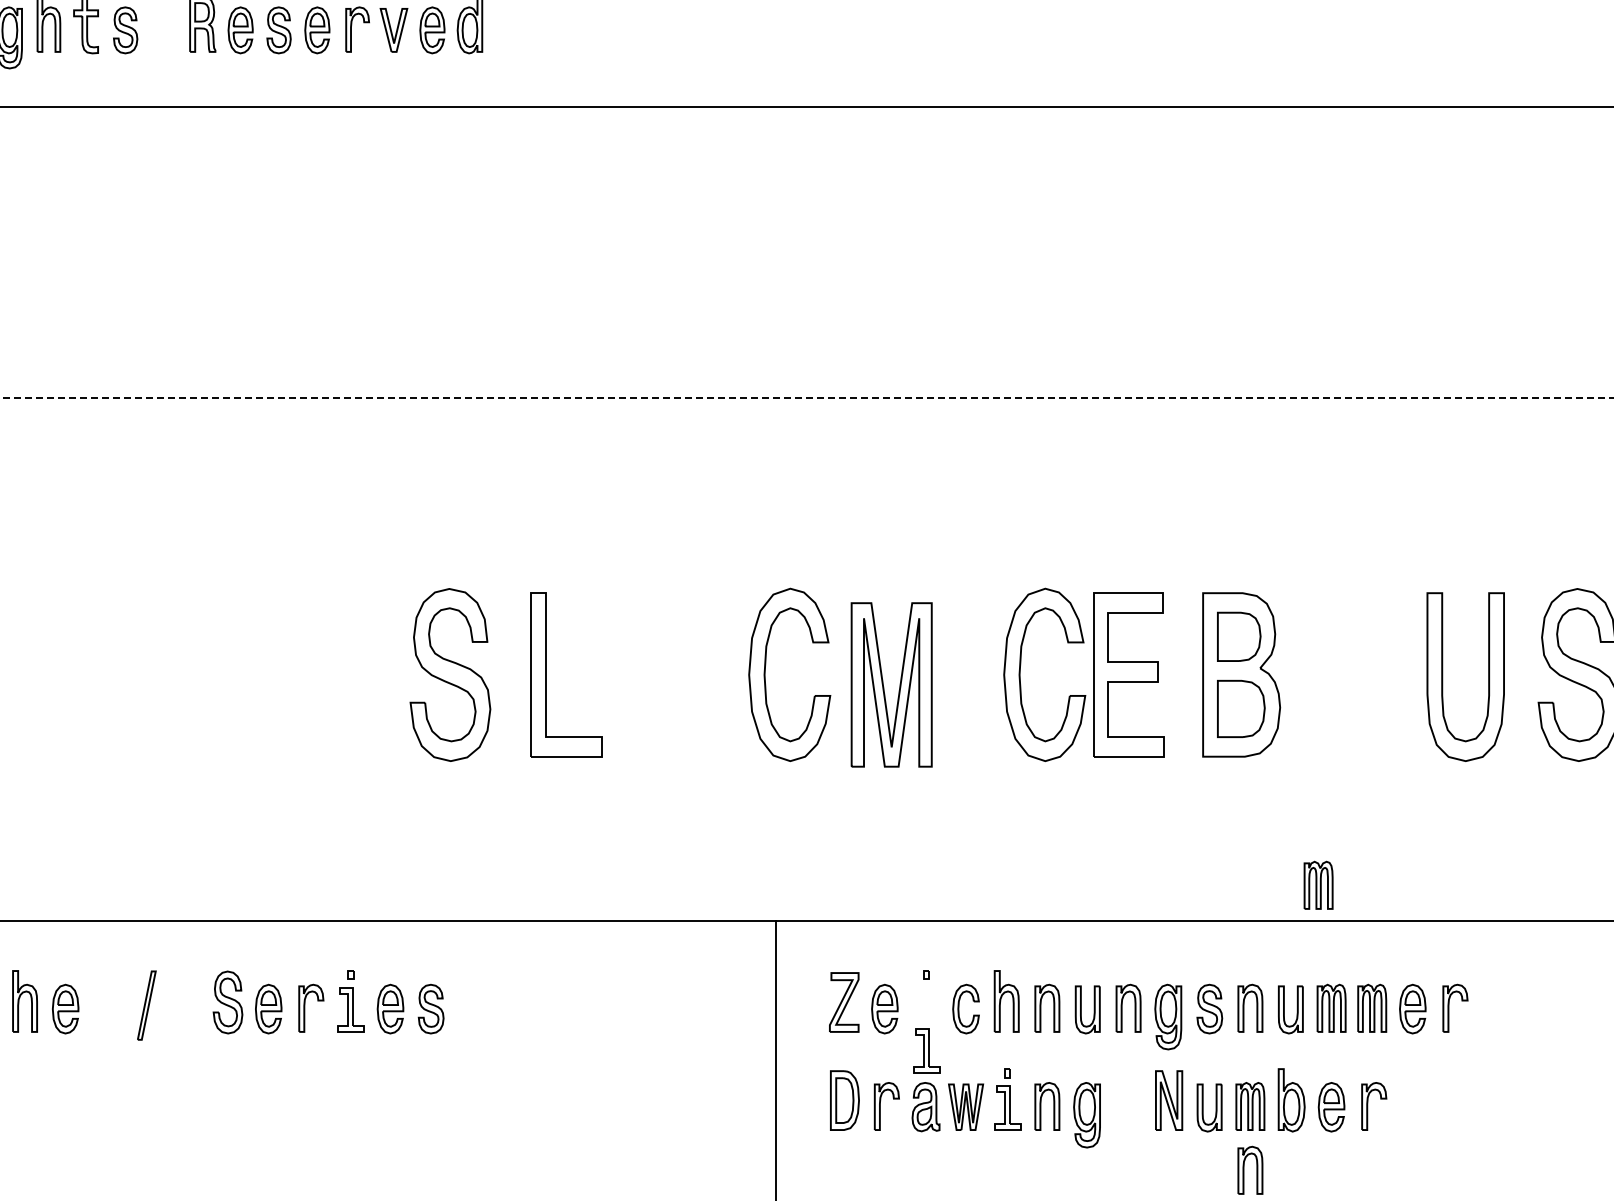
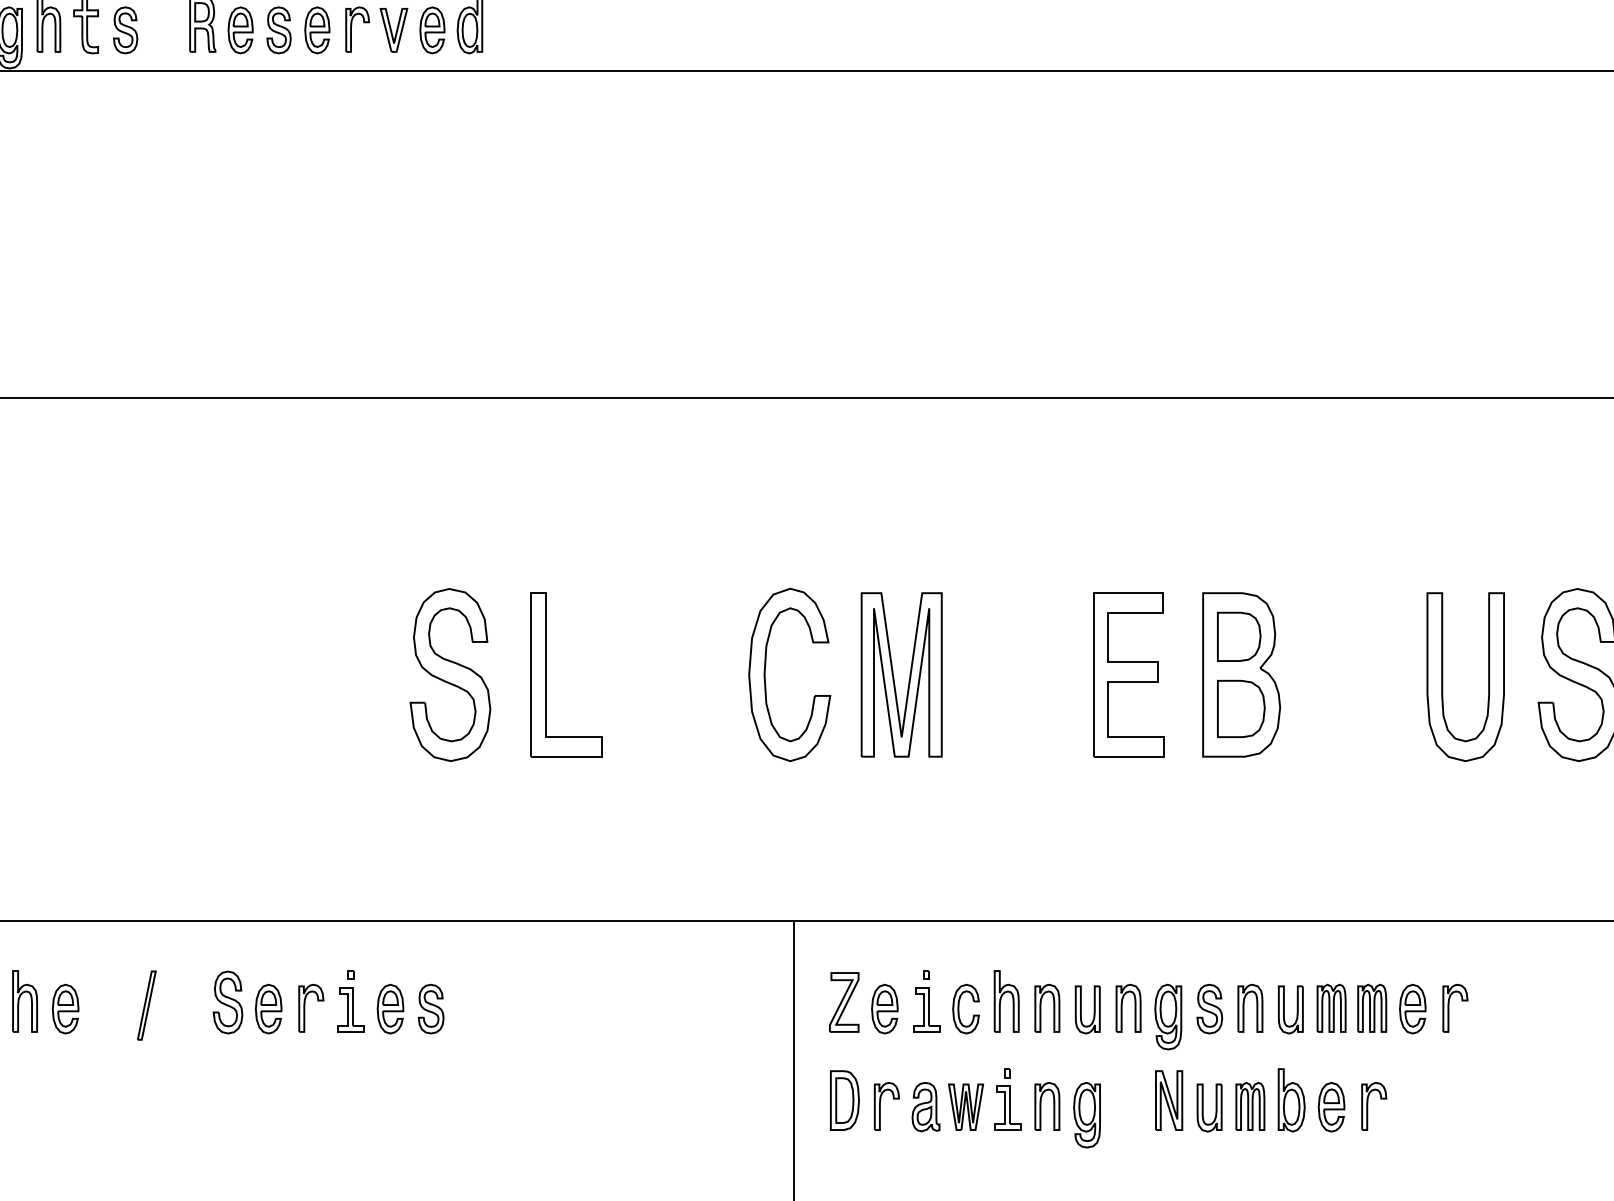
line position: (806, 106) -> (806, 70) (806, 70)
line: dashed -> solid (806, 397)
part: present -> none (1020, 674)
part position: (884, 687) -> (894, 677) (894, 677)
part: present -> none (1318, 884)
part position: (926, 1050) -> (926, 1009) (926, 1009)
line position: (776, 1059) -> (794, 1059) (794, 1059)
part: present -> none (1250, 1169)
